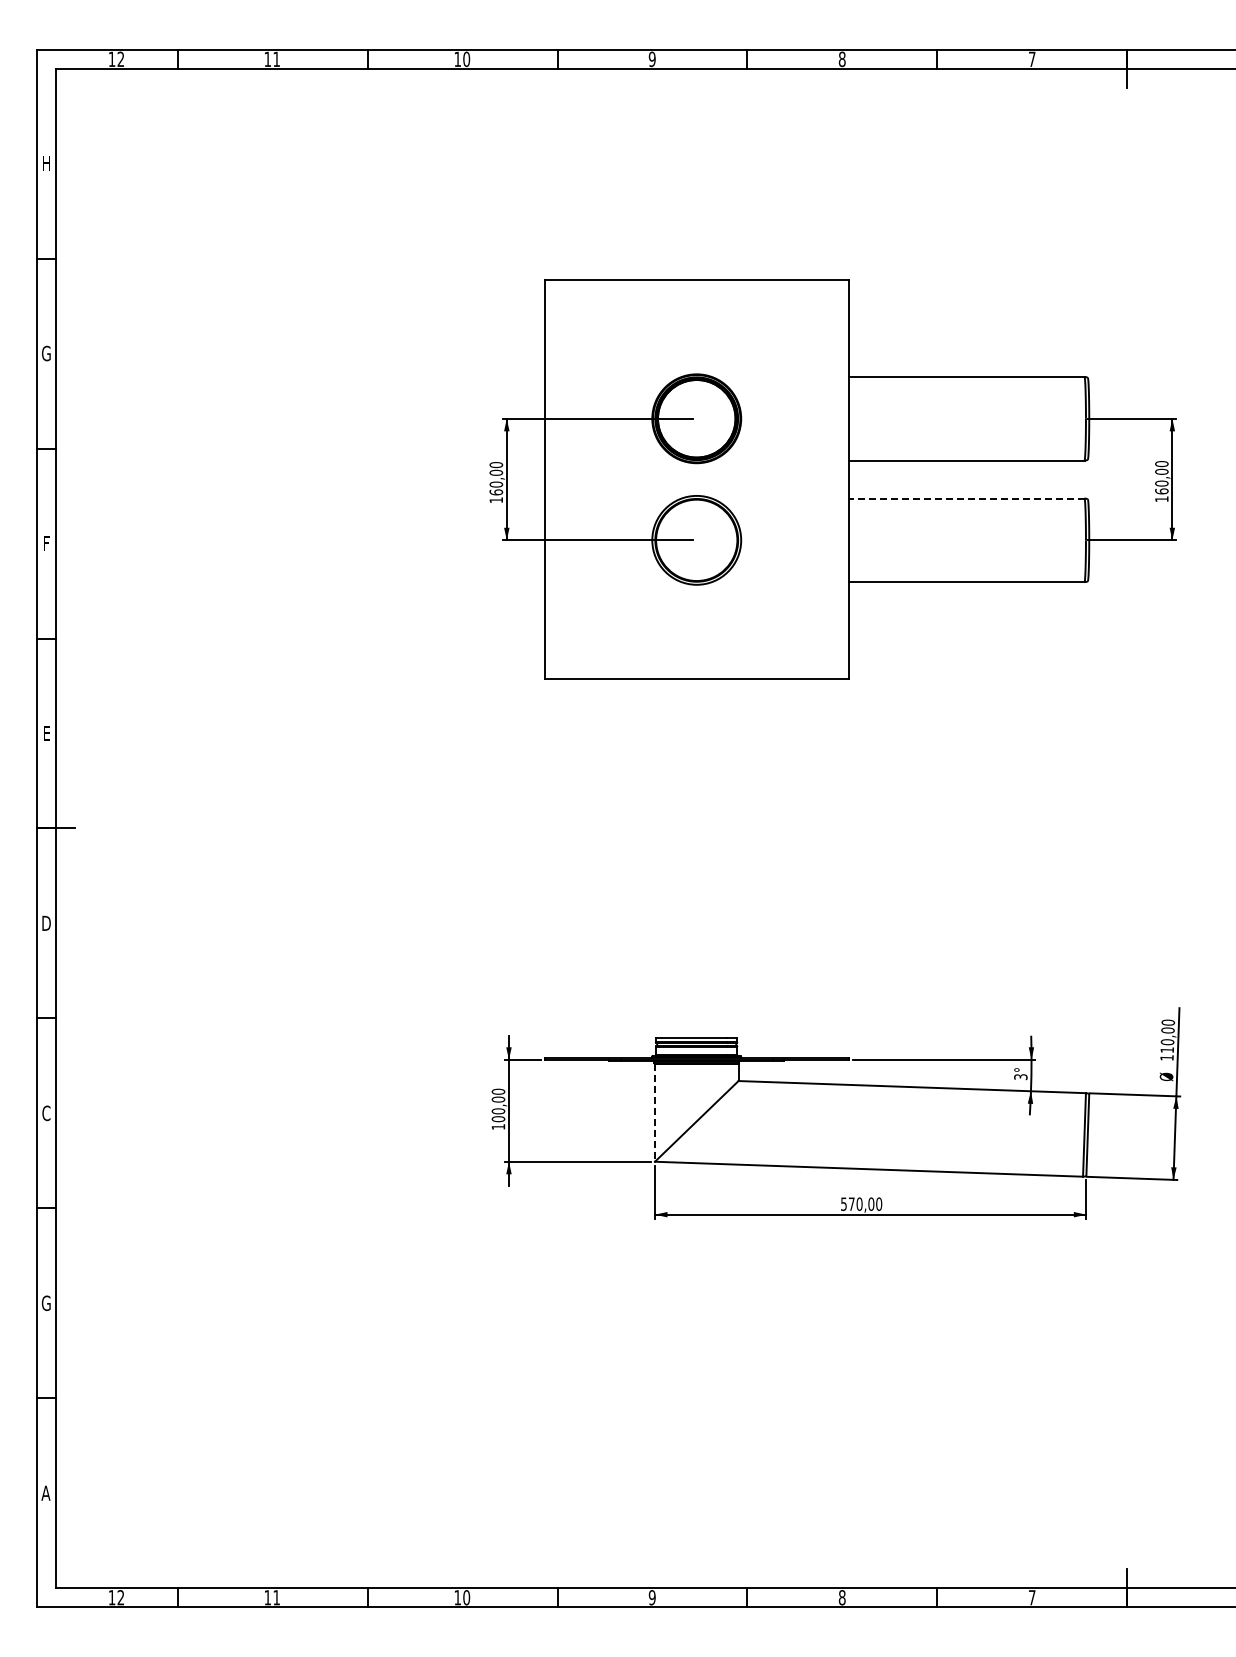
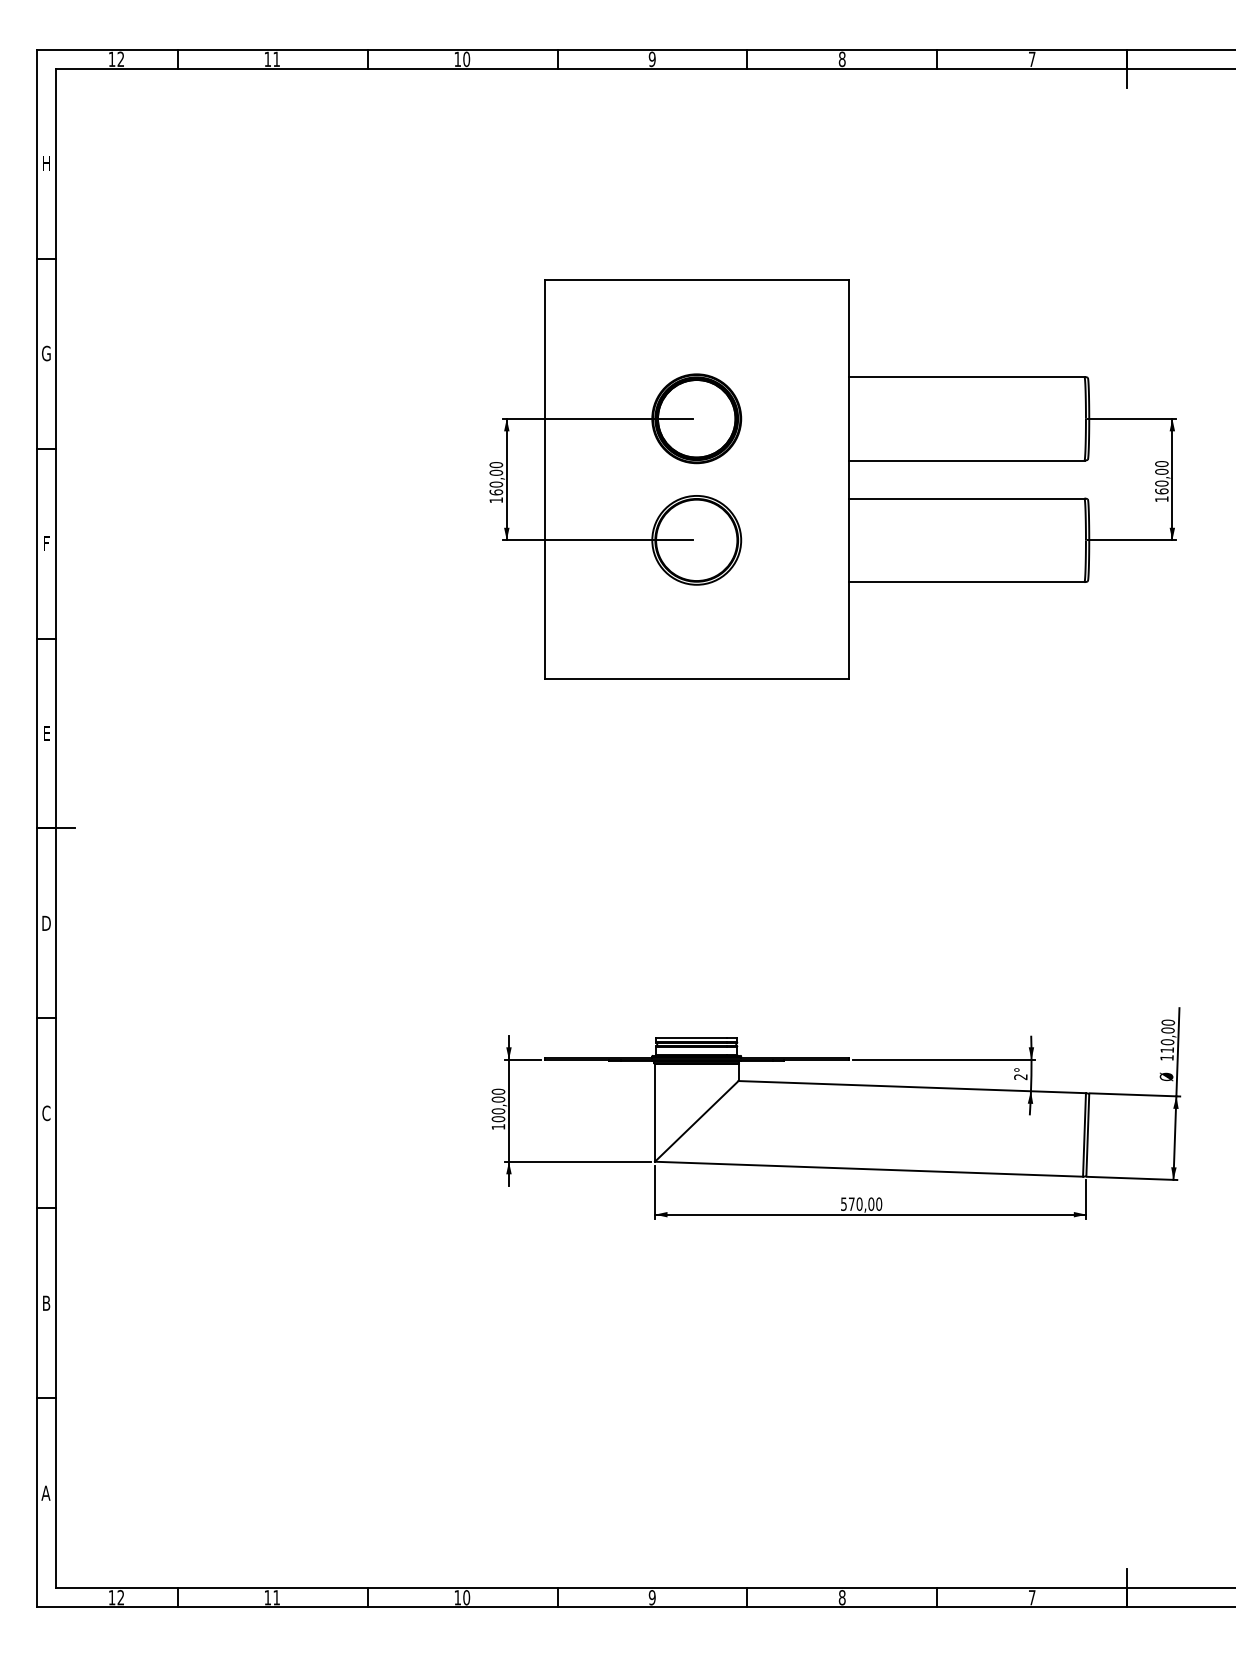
line: dashed -> solid (966, 498)
text: 3° -> 2° (1020, 1076)
line: dashed -> solid (654, 1113)
text: G -> B (45, 1302)
